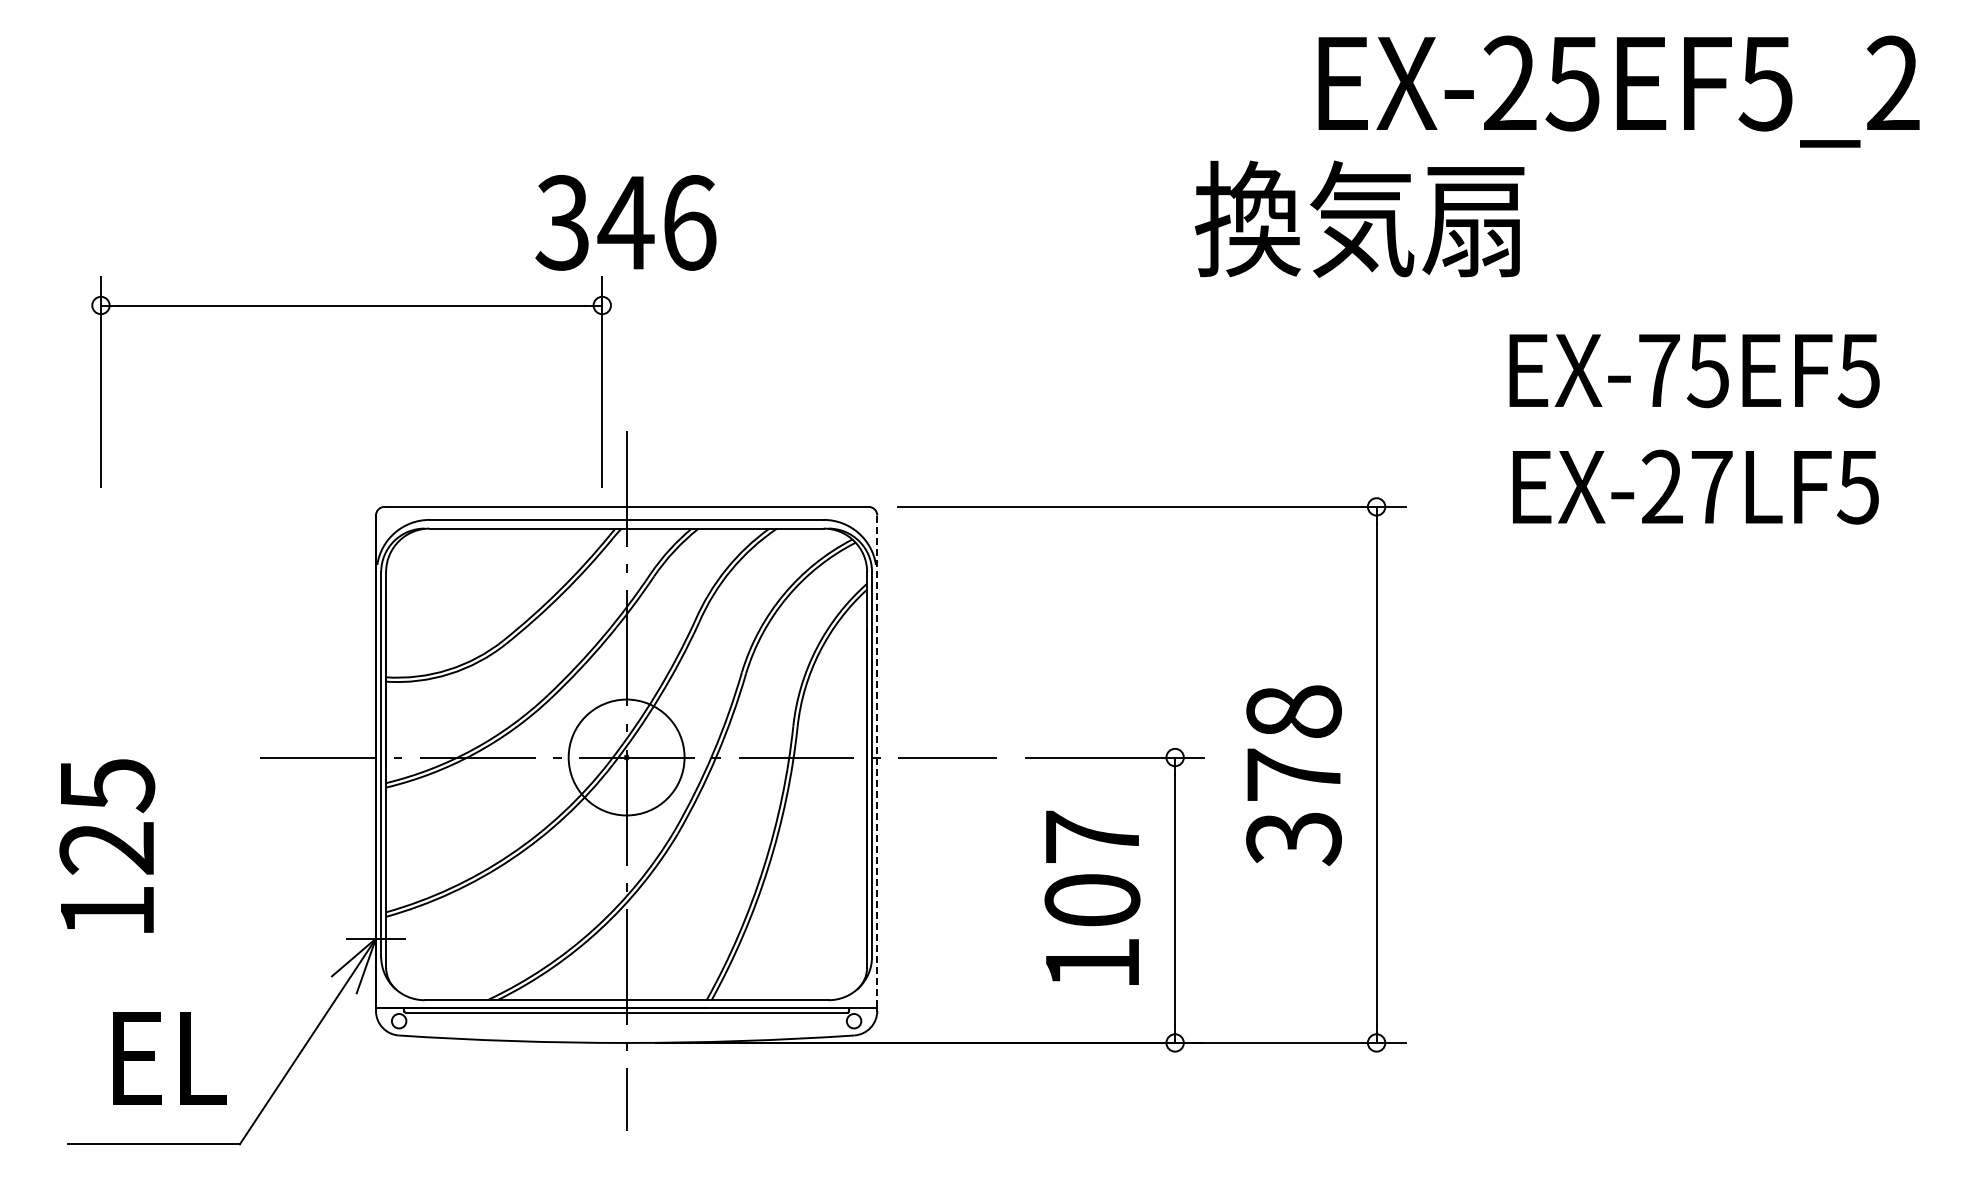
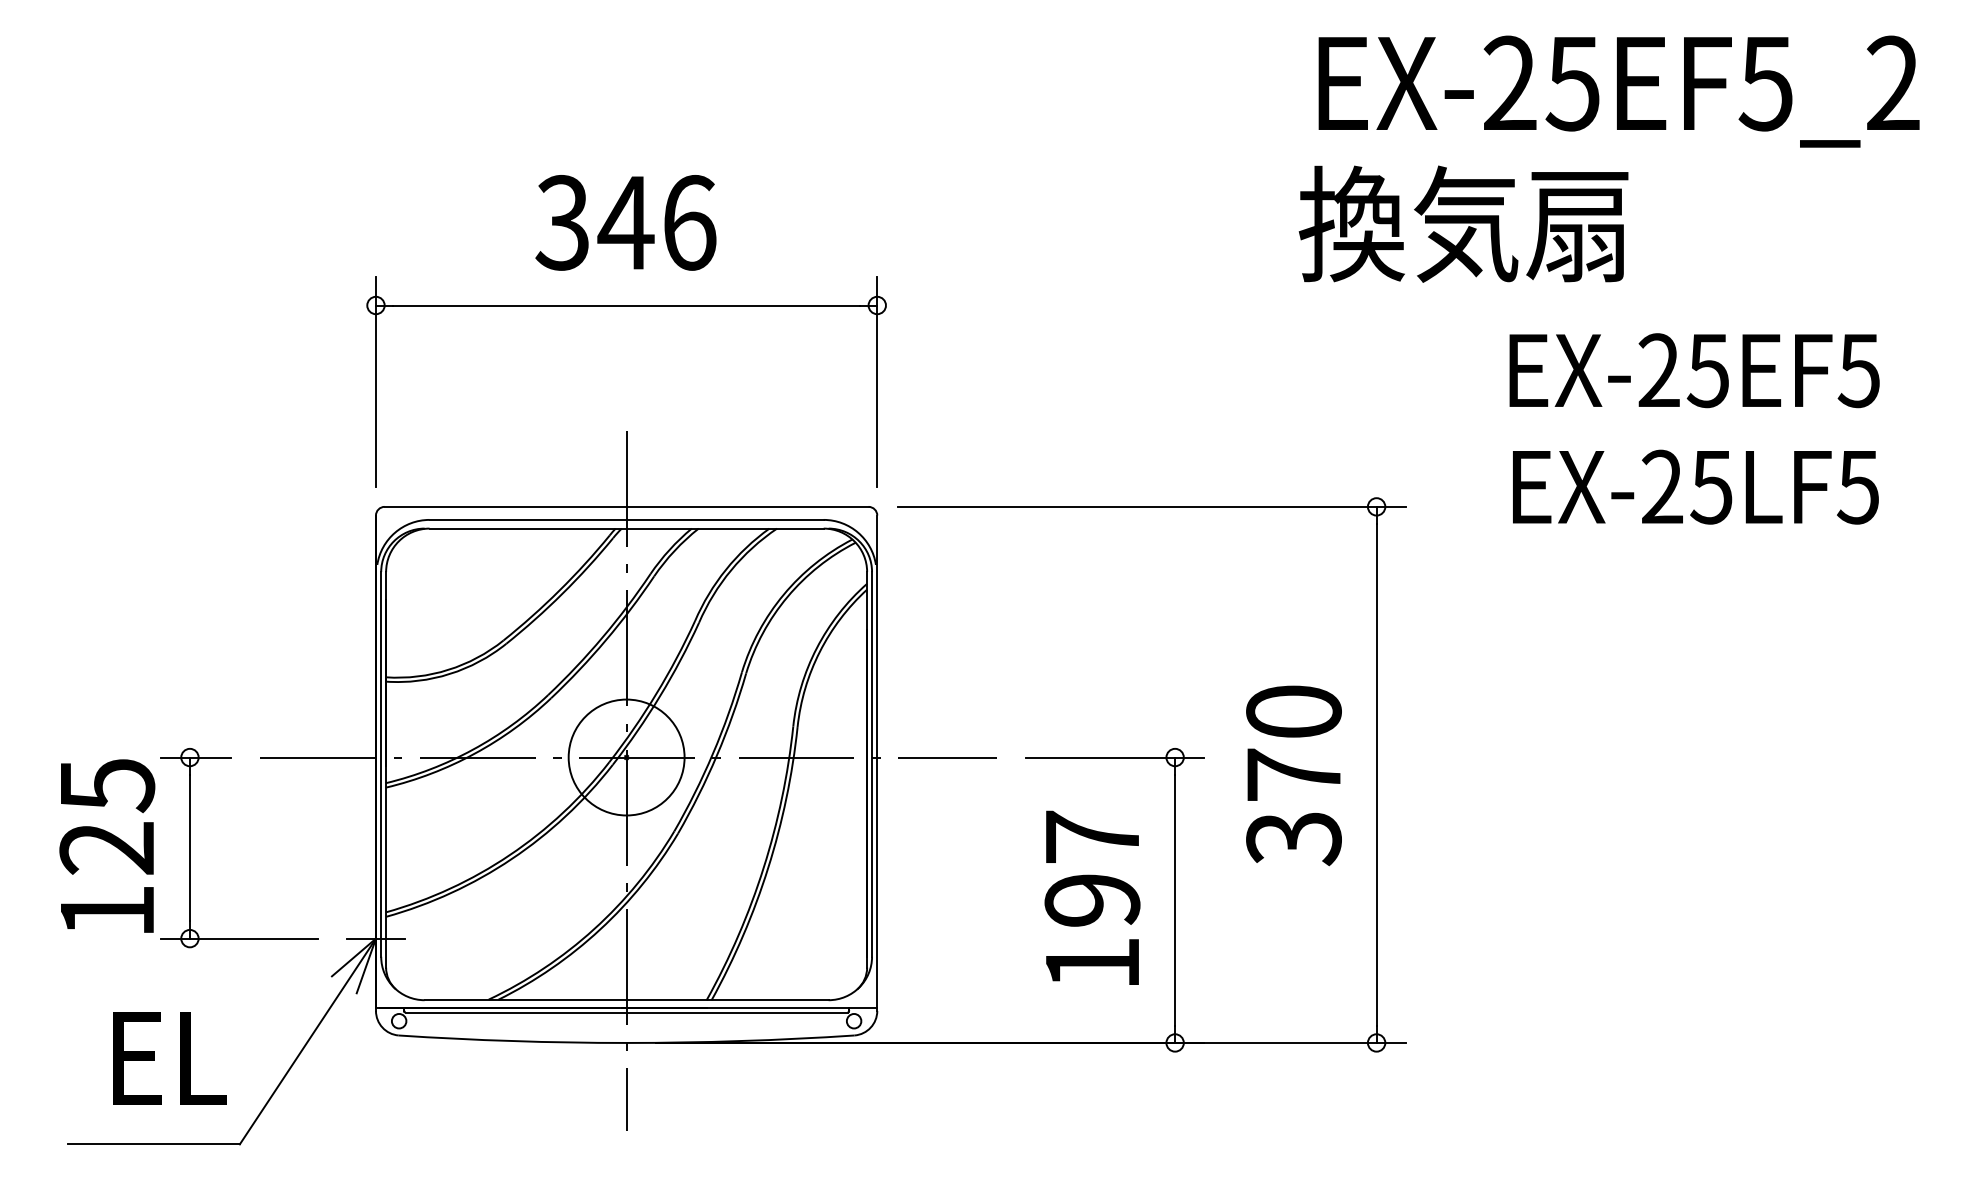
text position: (1359, 218) -> (1463, 223) (1463, 223)
part position: (351, 306) -> (626, 306) (626, 306)
text: EX-75EF5 -> EX-25EF5 (1658, 369)
text: EX-27LF5 -> EX-25LF5 (1711, 487)
text: 378 -> 370 (1293, 711)
line: dashed -> solid (877, 762)
part: none -> present (190, 848)
text: 107 -> 197 (1092, 900)
